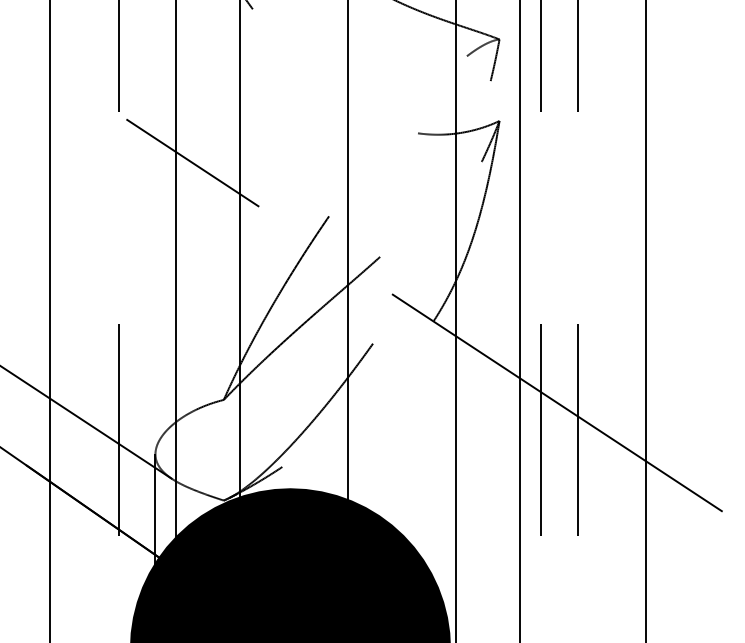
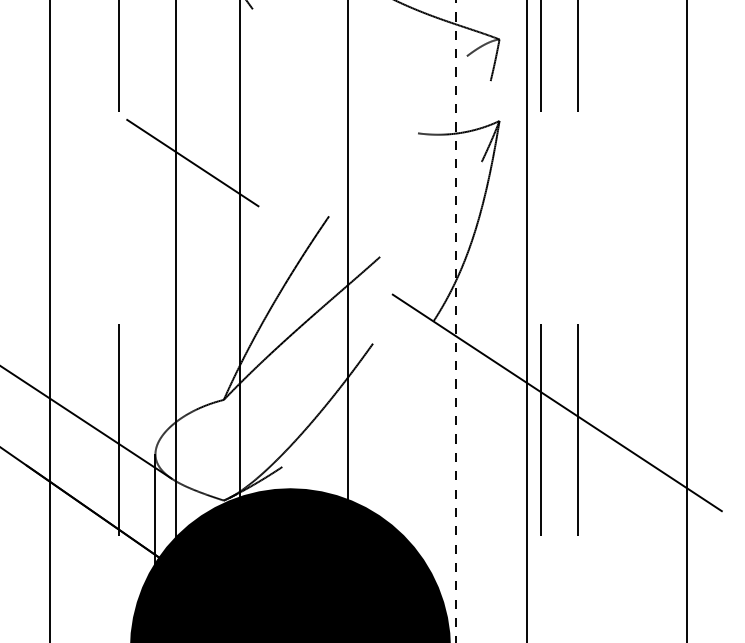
line position: (520, 320) -> (527, 320) (527, 320)
line position: (646, 320) -> (687, 320) (687, 320)
line: solid -> dashed (455, 322)
